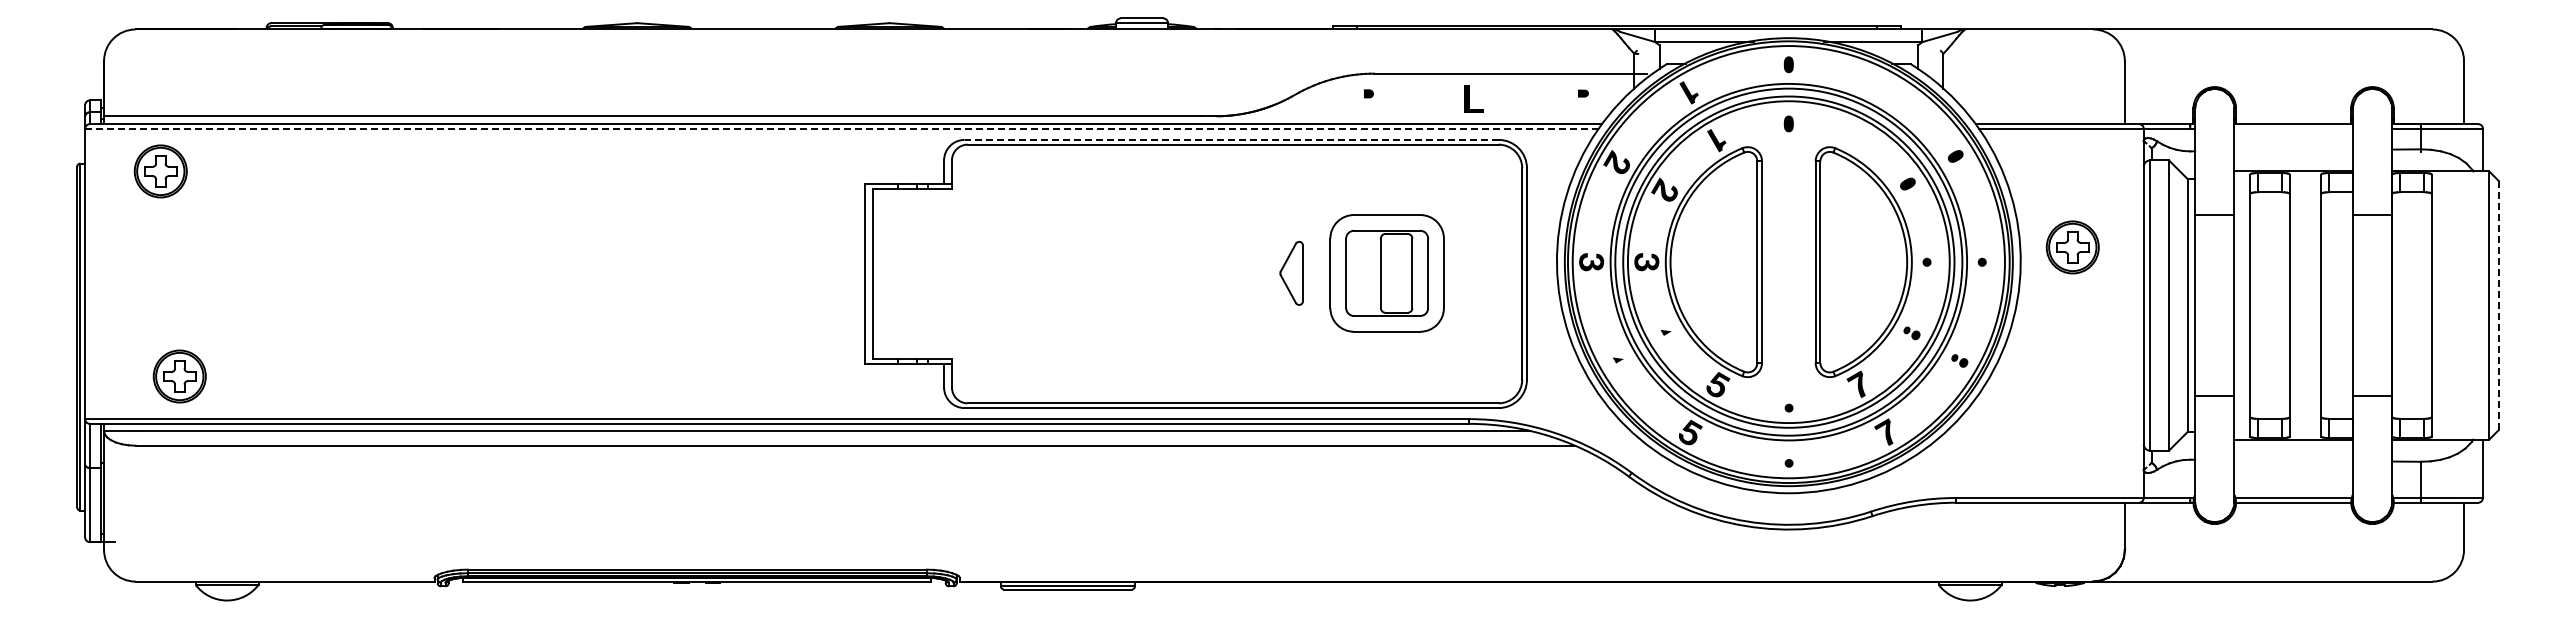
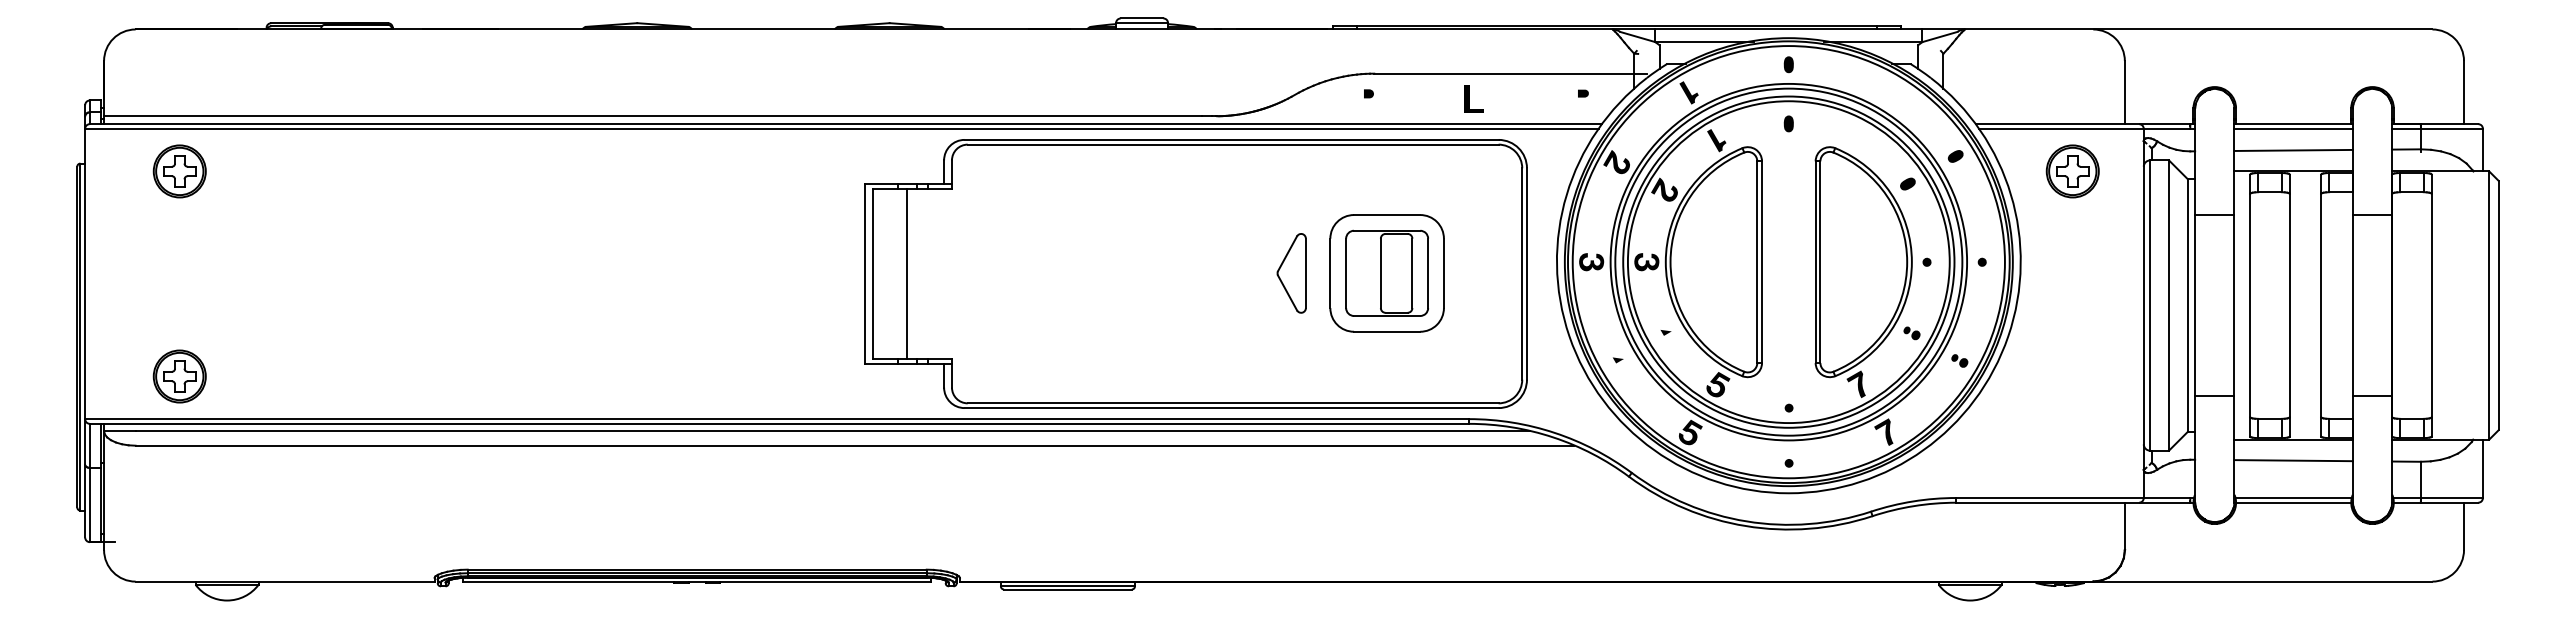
line: dashed -> solid (841, 128)
line: none -> present (2293, 128)
line: dashed -> solid (1231, 139)
line: none -> present (2293, 149)
part position: (160, 171) -> (179, 171) (179, 171)
part position: (2072, 247) -> (2072, 171) (2072, 171)
line: none -> present (907, 273)
part size: 25x65 px -> 31x81 px (1291, 273)
line: dashed -> solid (2498, 305)
line: none -> present (2293, 460)
